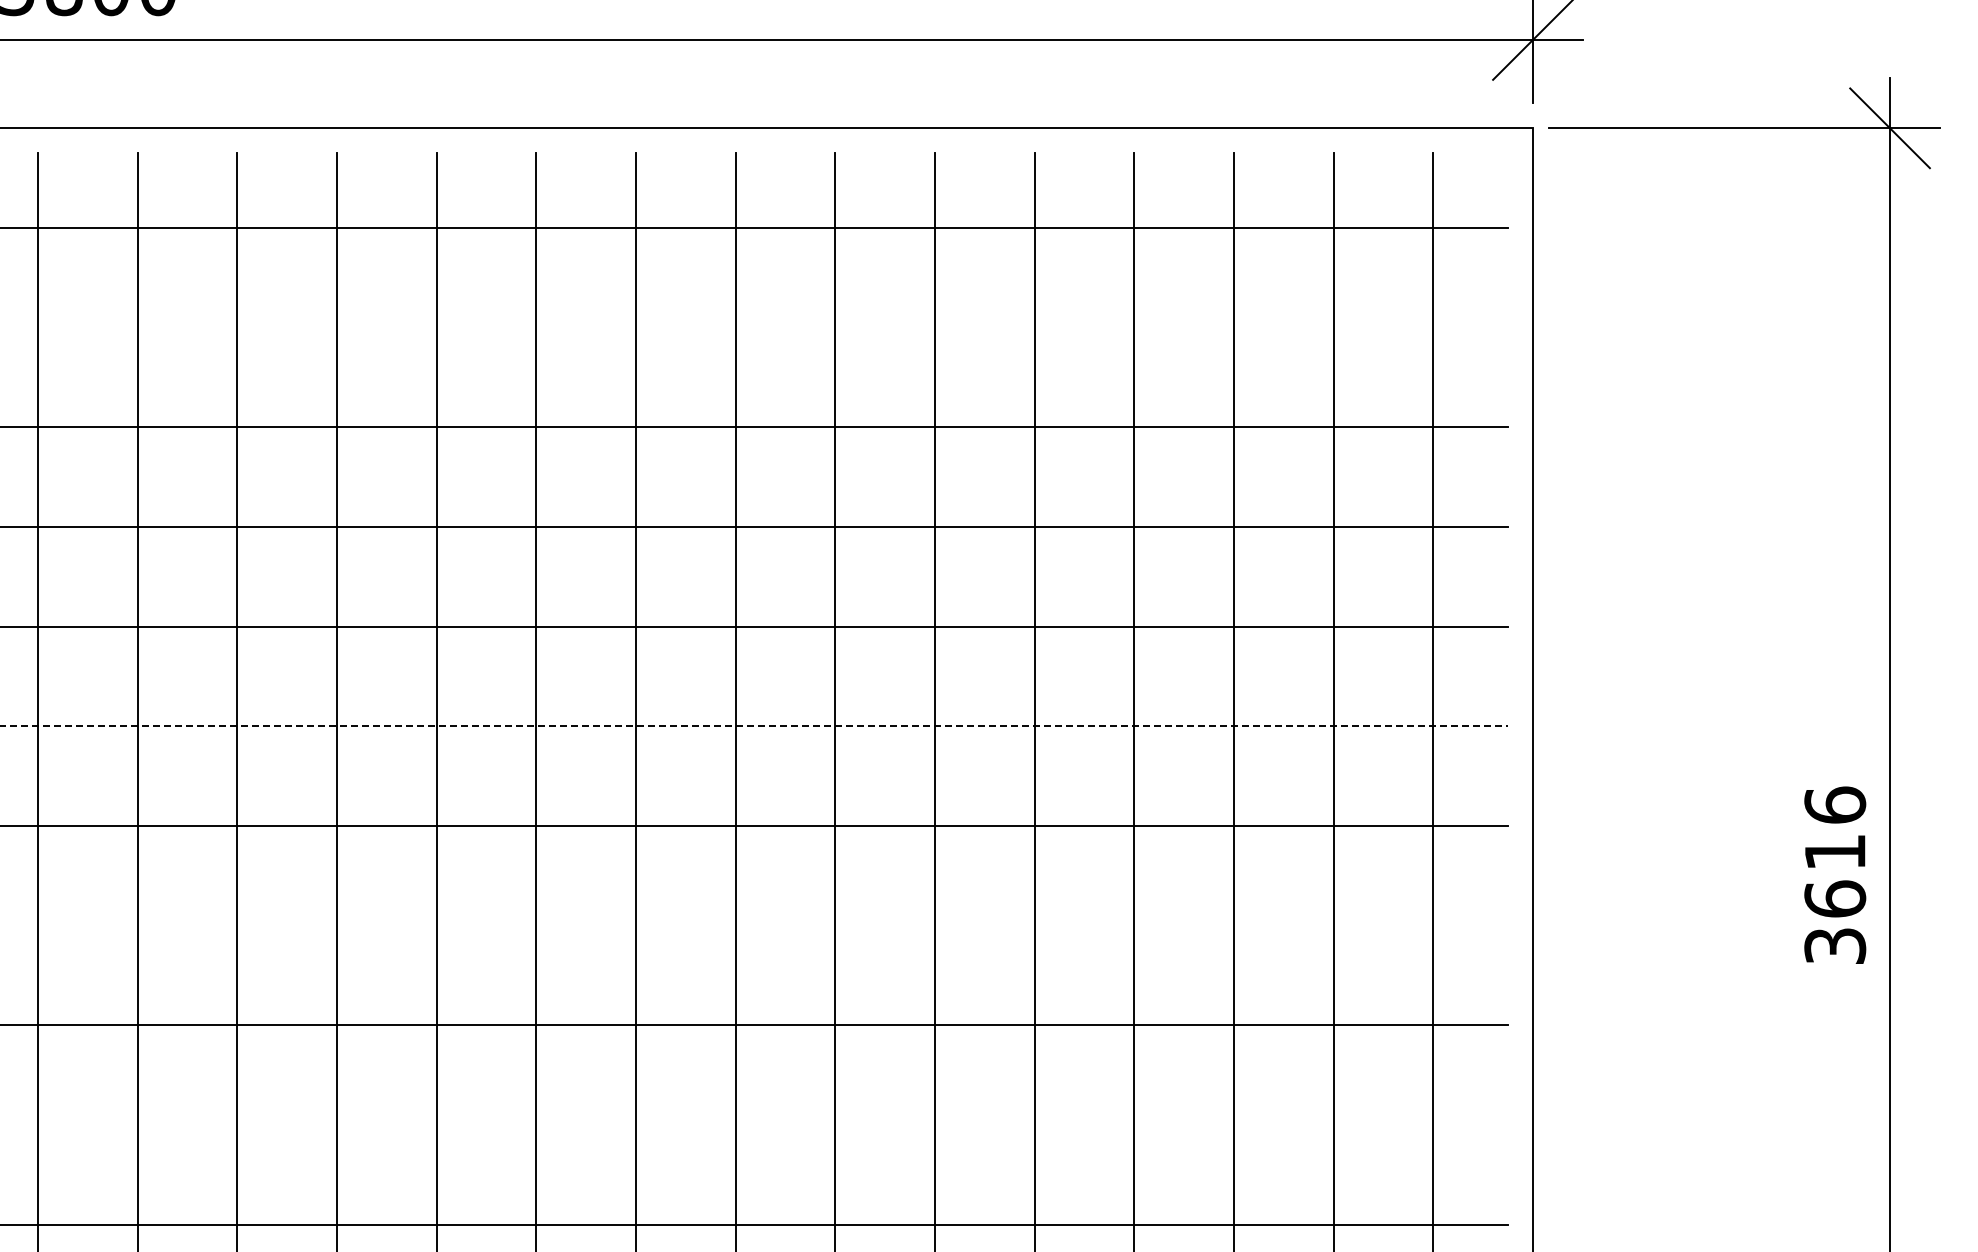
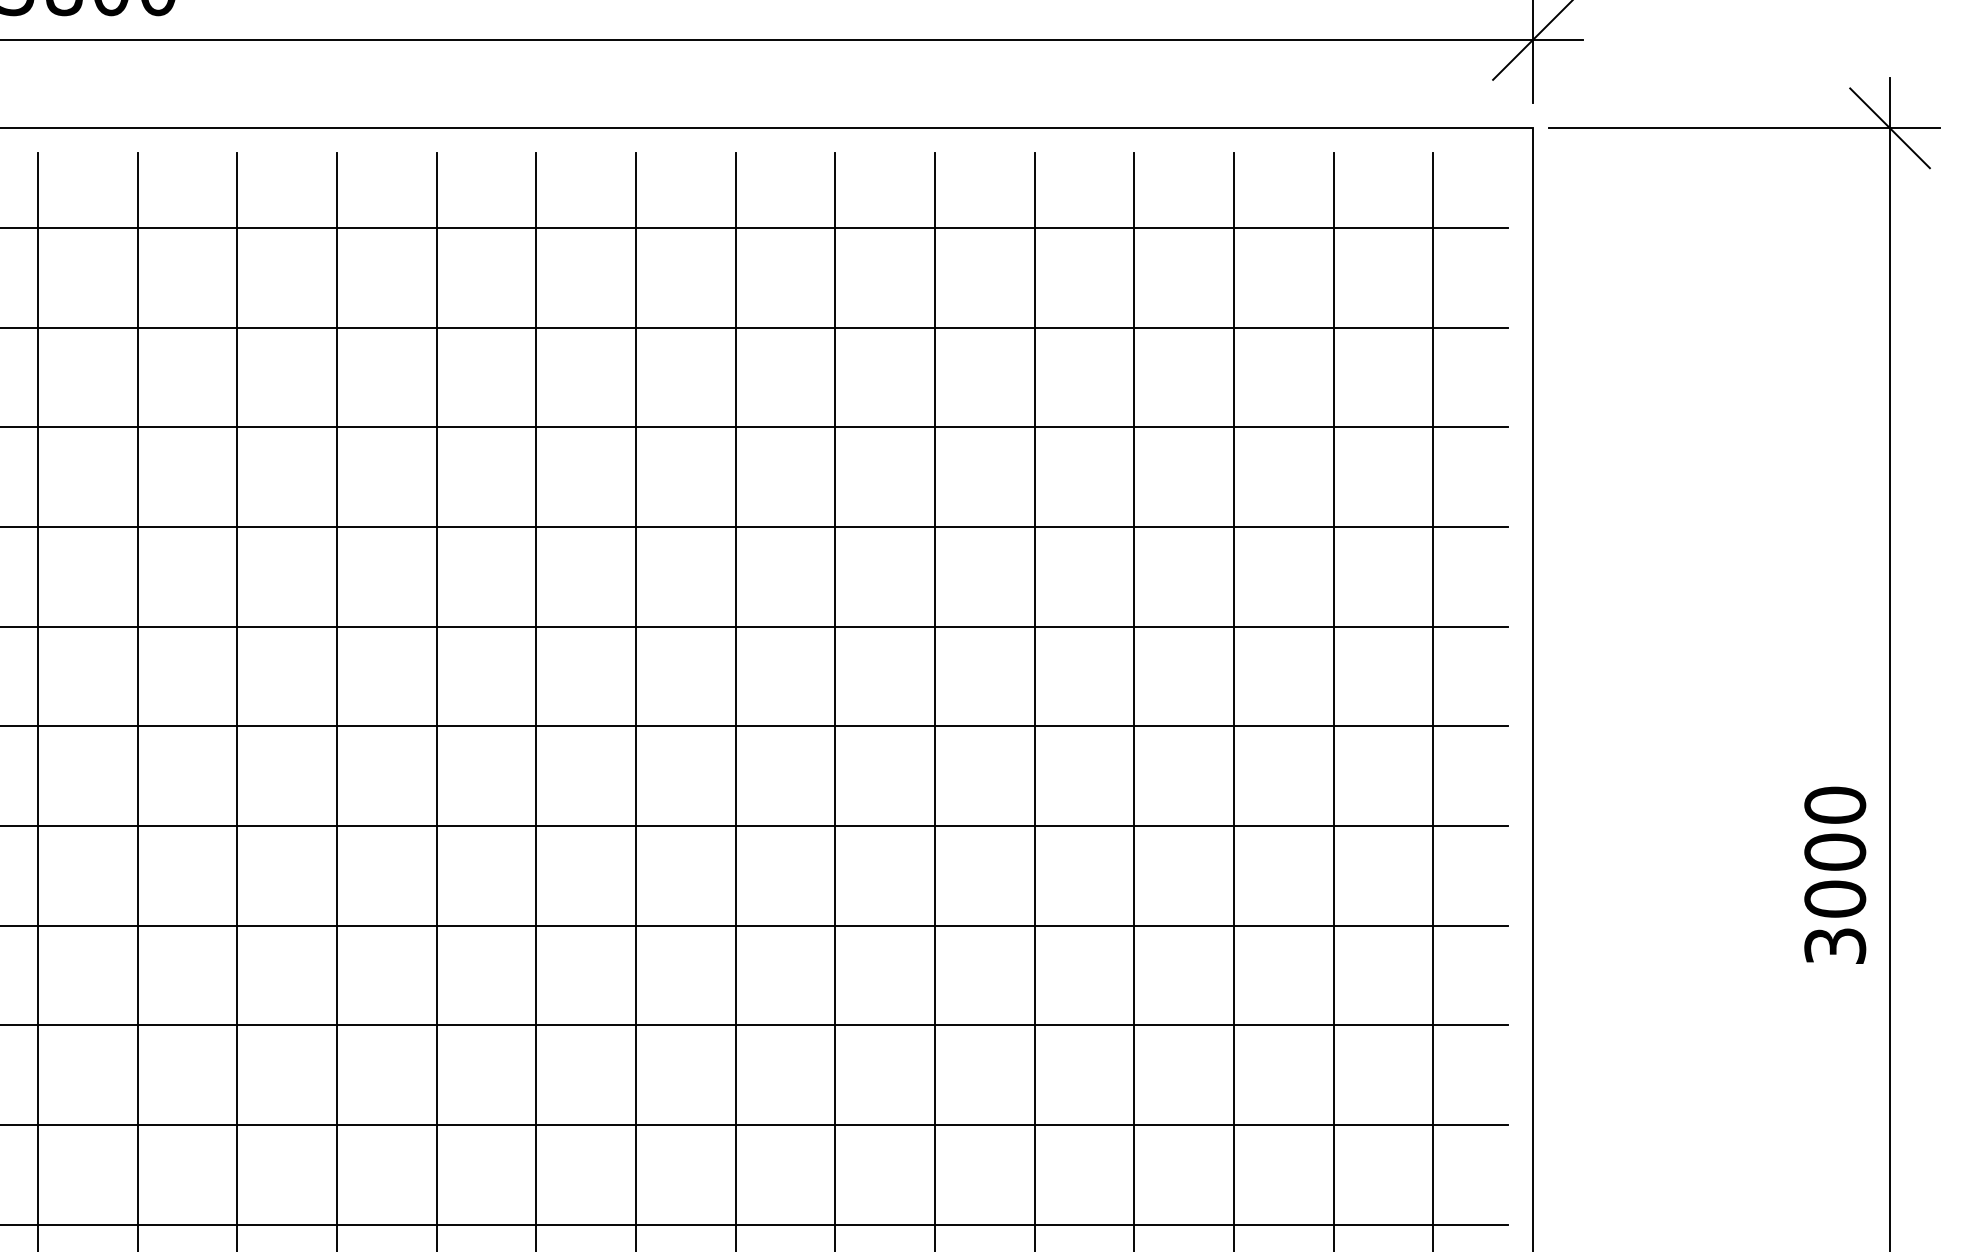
line: none -> present (755, 327)
line: dashed -> solid (754, 726)
text: 3616 -> 3000 (1835, 851)
line: none -> present (755, 925)
line: none -> present (755, 1124)
